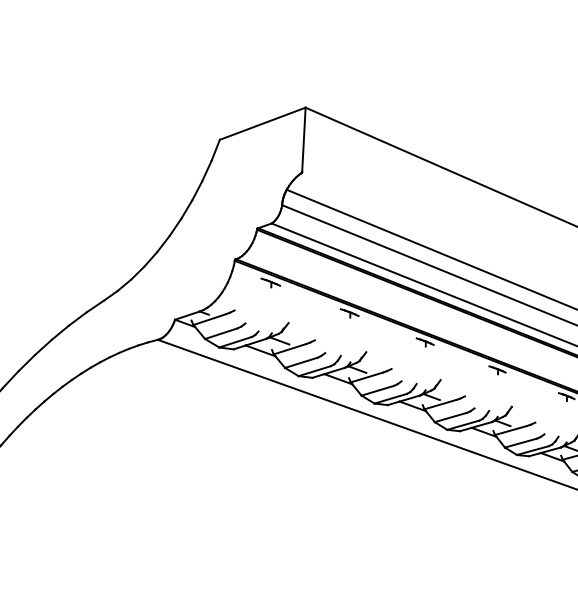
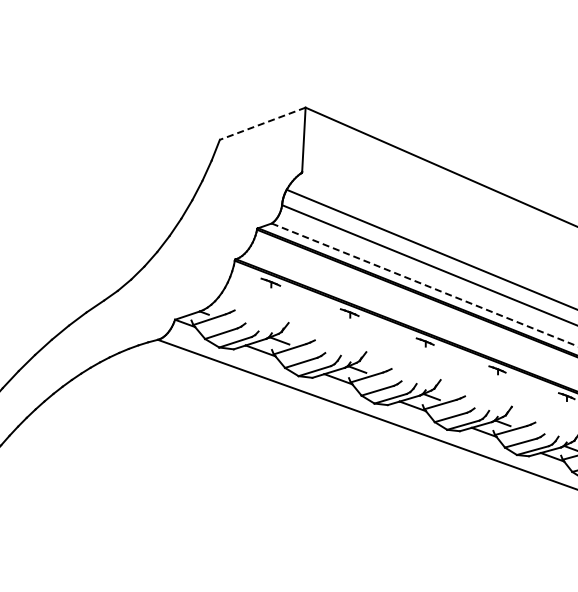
line: solid -> dashed (262, 123)
line: solid -> dashed (424, 284)
